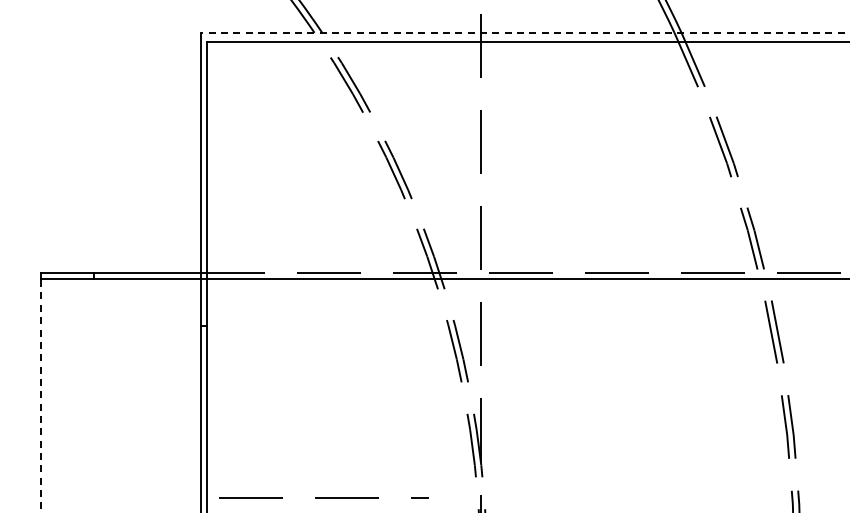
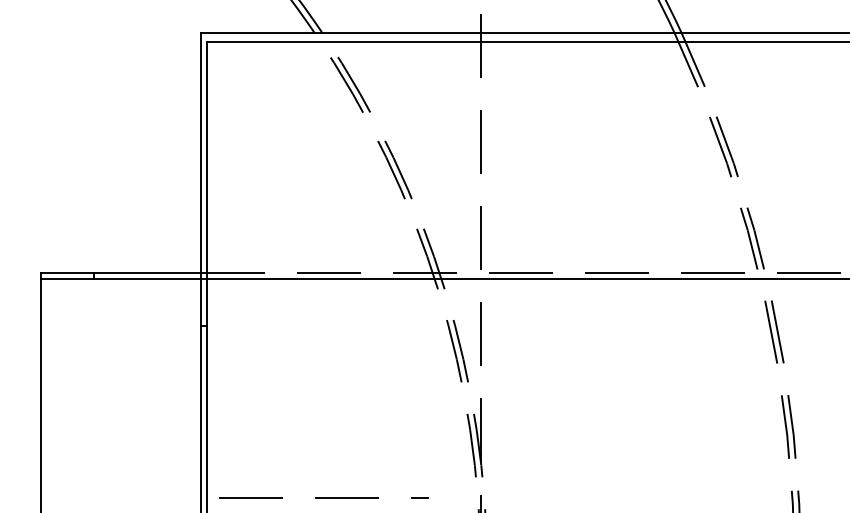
line: dashed -> solid (524, 32)
line: dashed -> solid (40, 395)
